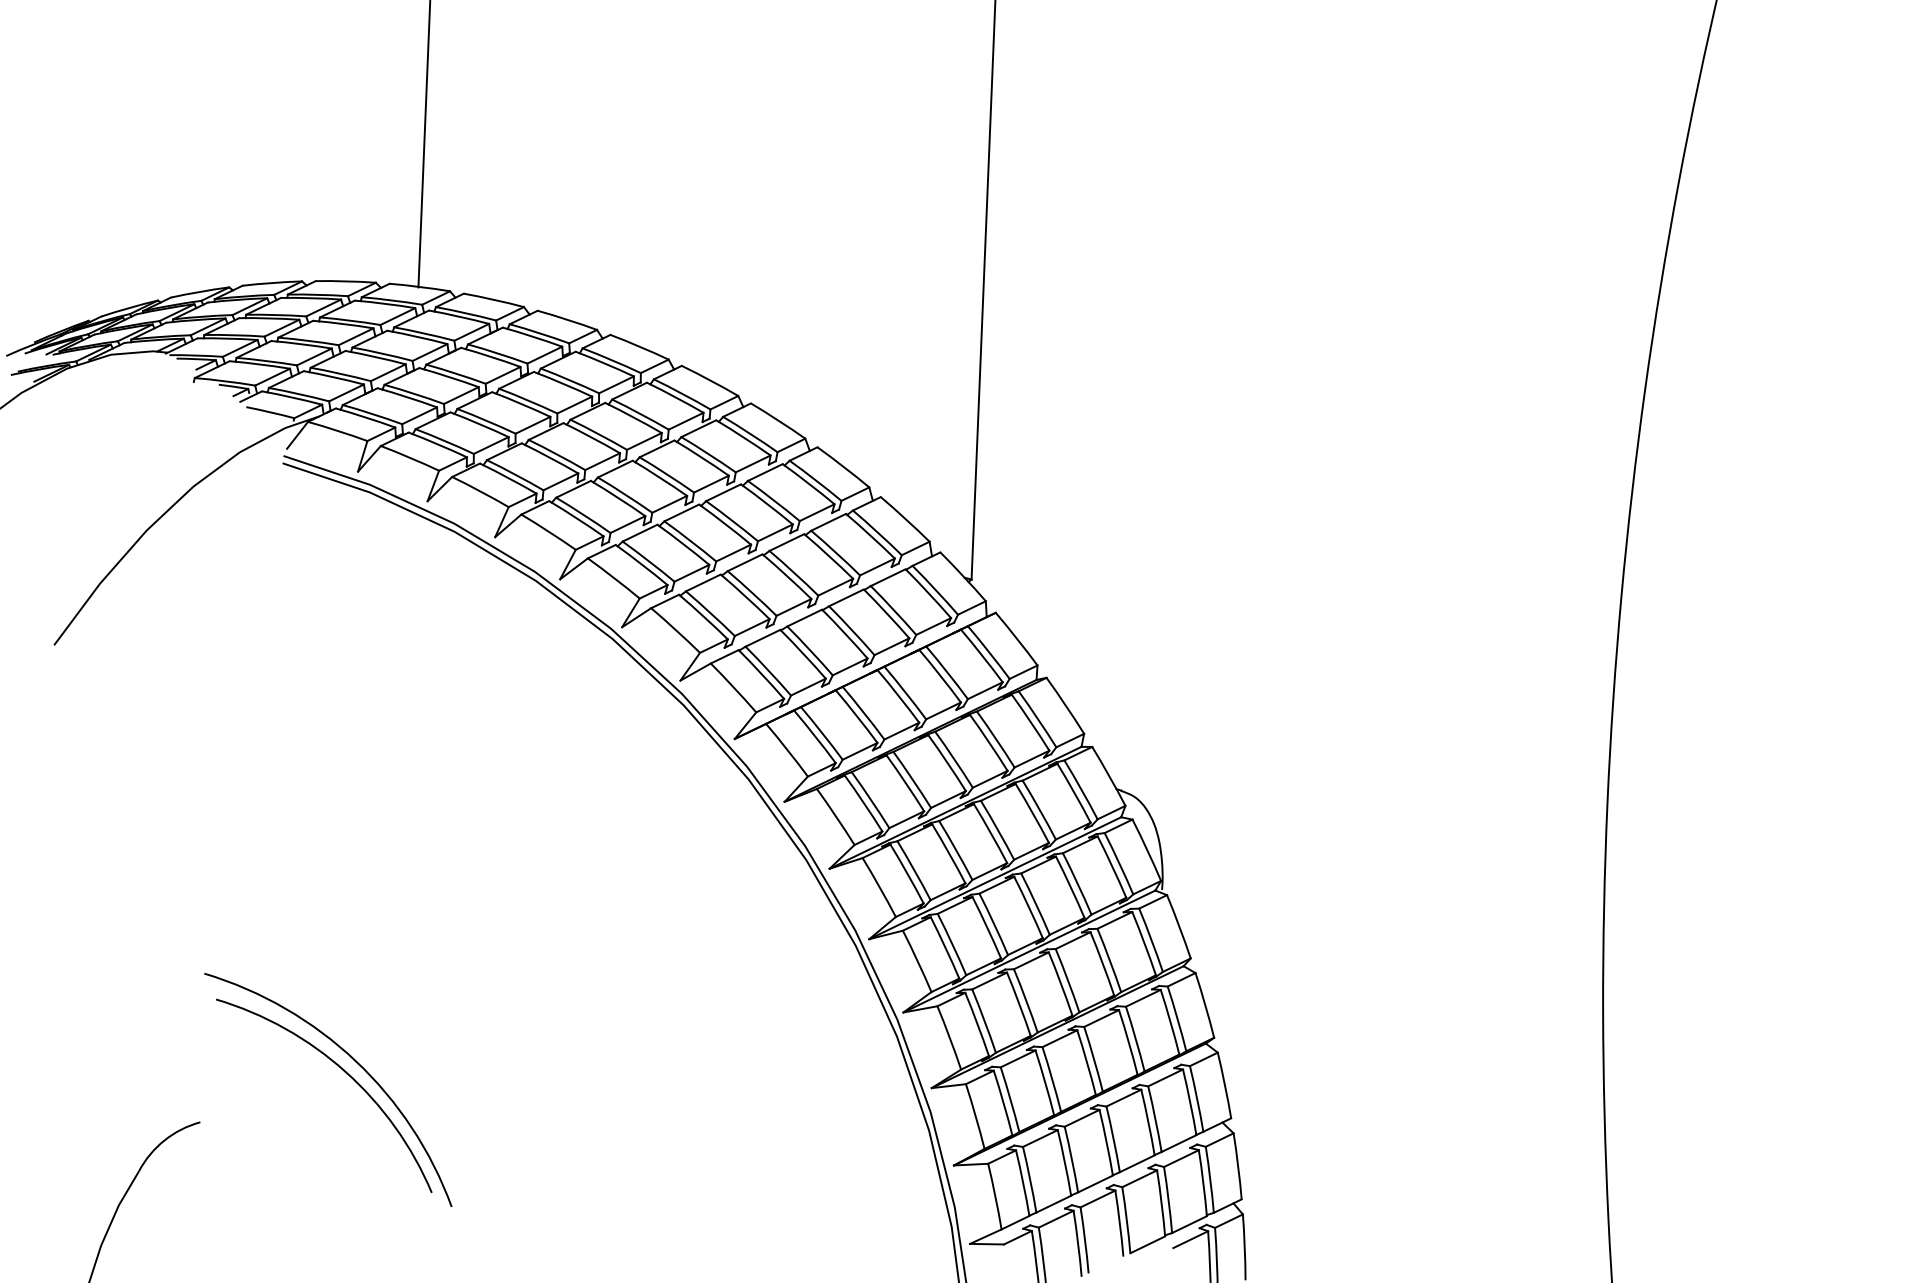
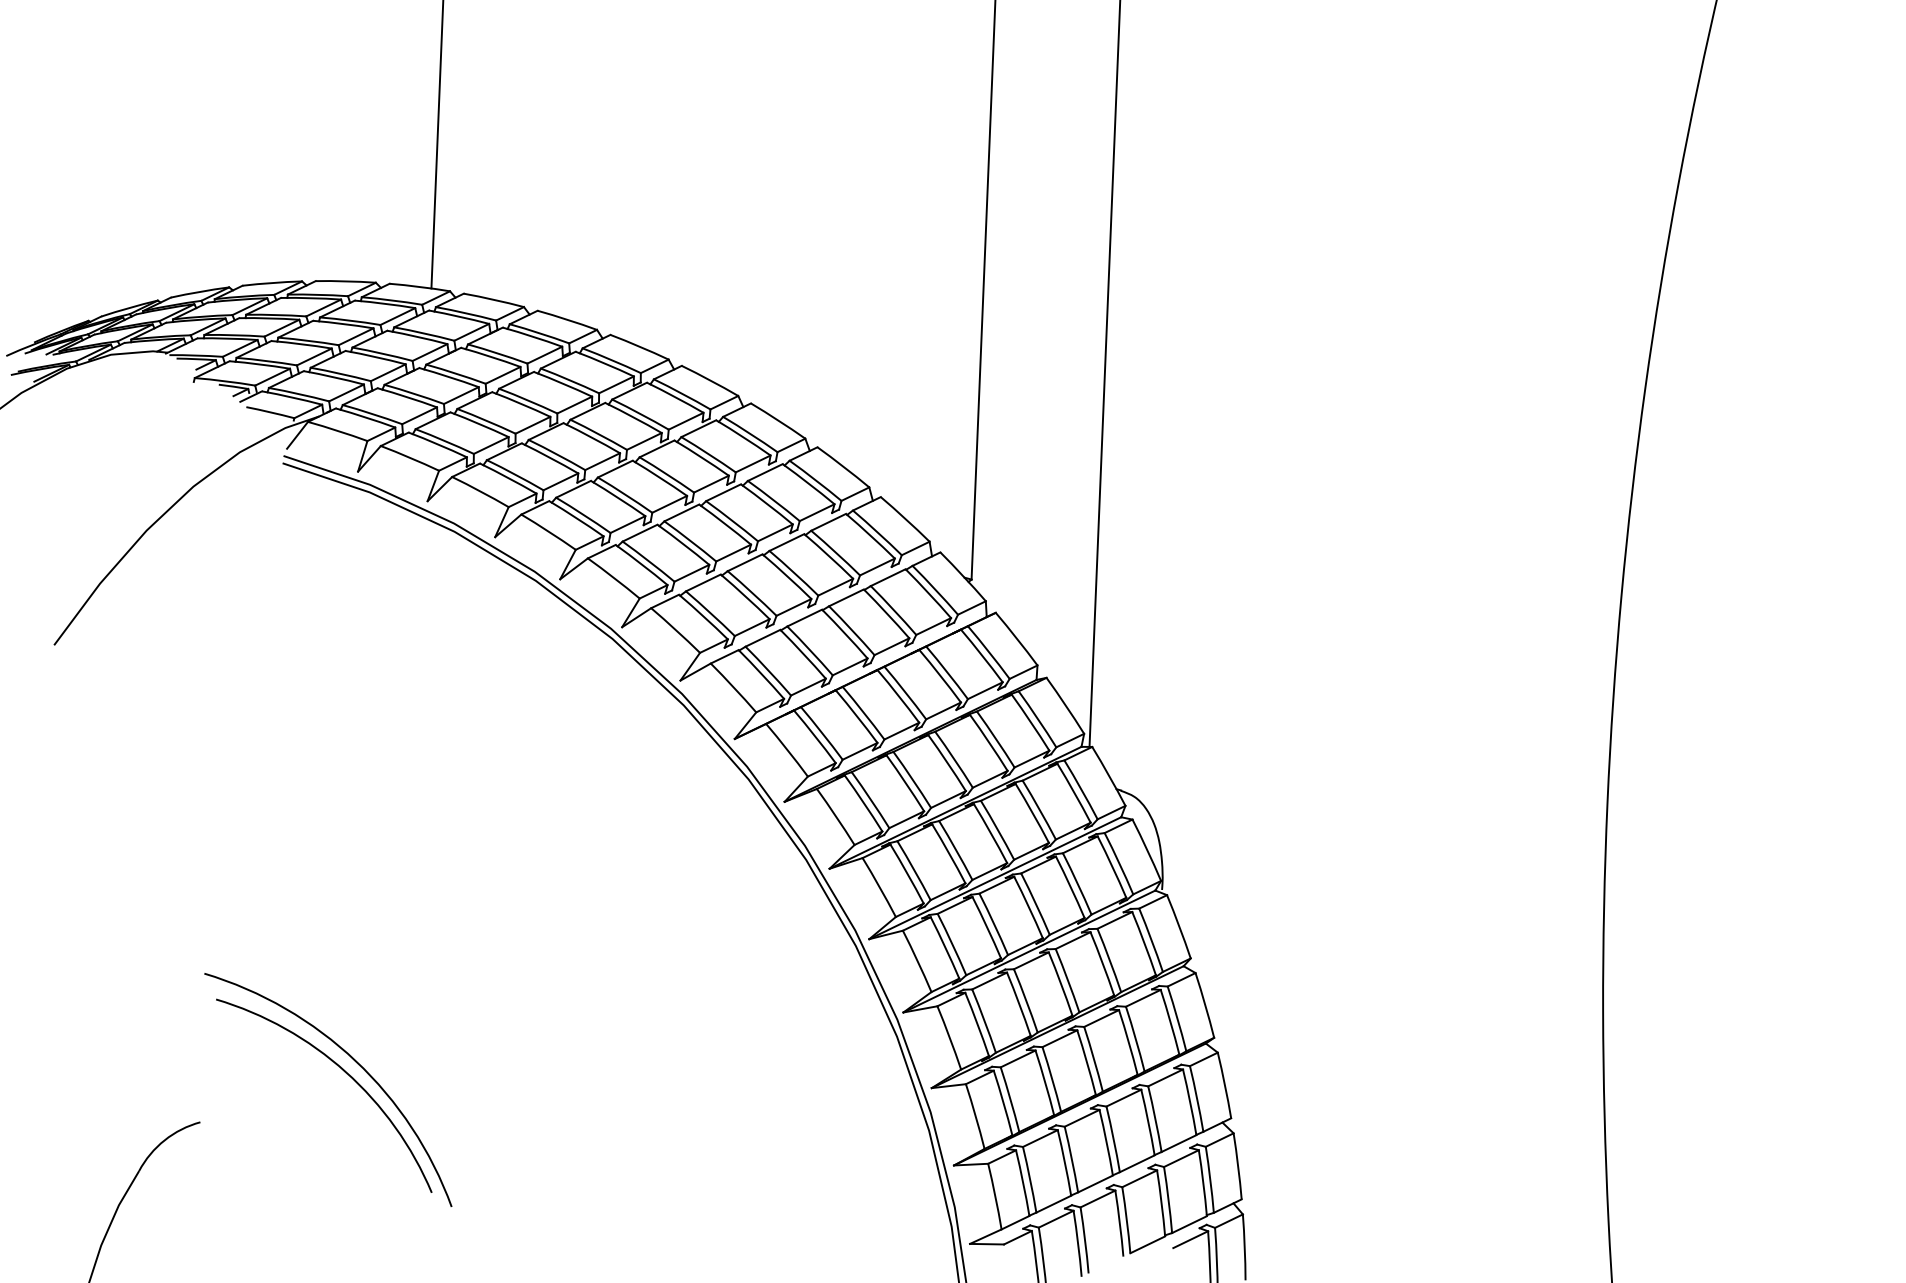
line position: (424, 144) -> (437, 145) (437, 145)
line: none -> present (1104, 374)
